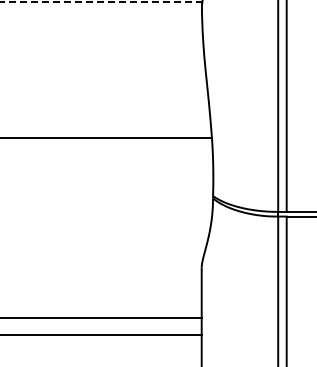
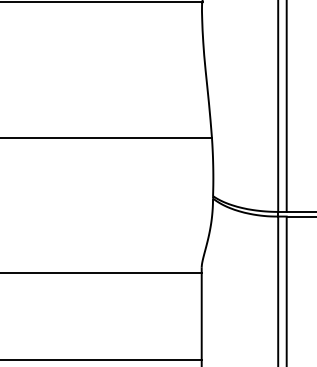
line: dashed -> solid (101, 1)
line position: (101, 318) -> (101, 273) (101, 273)
line position: (101, 334) -> (101, 359) (101, 359)
